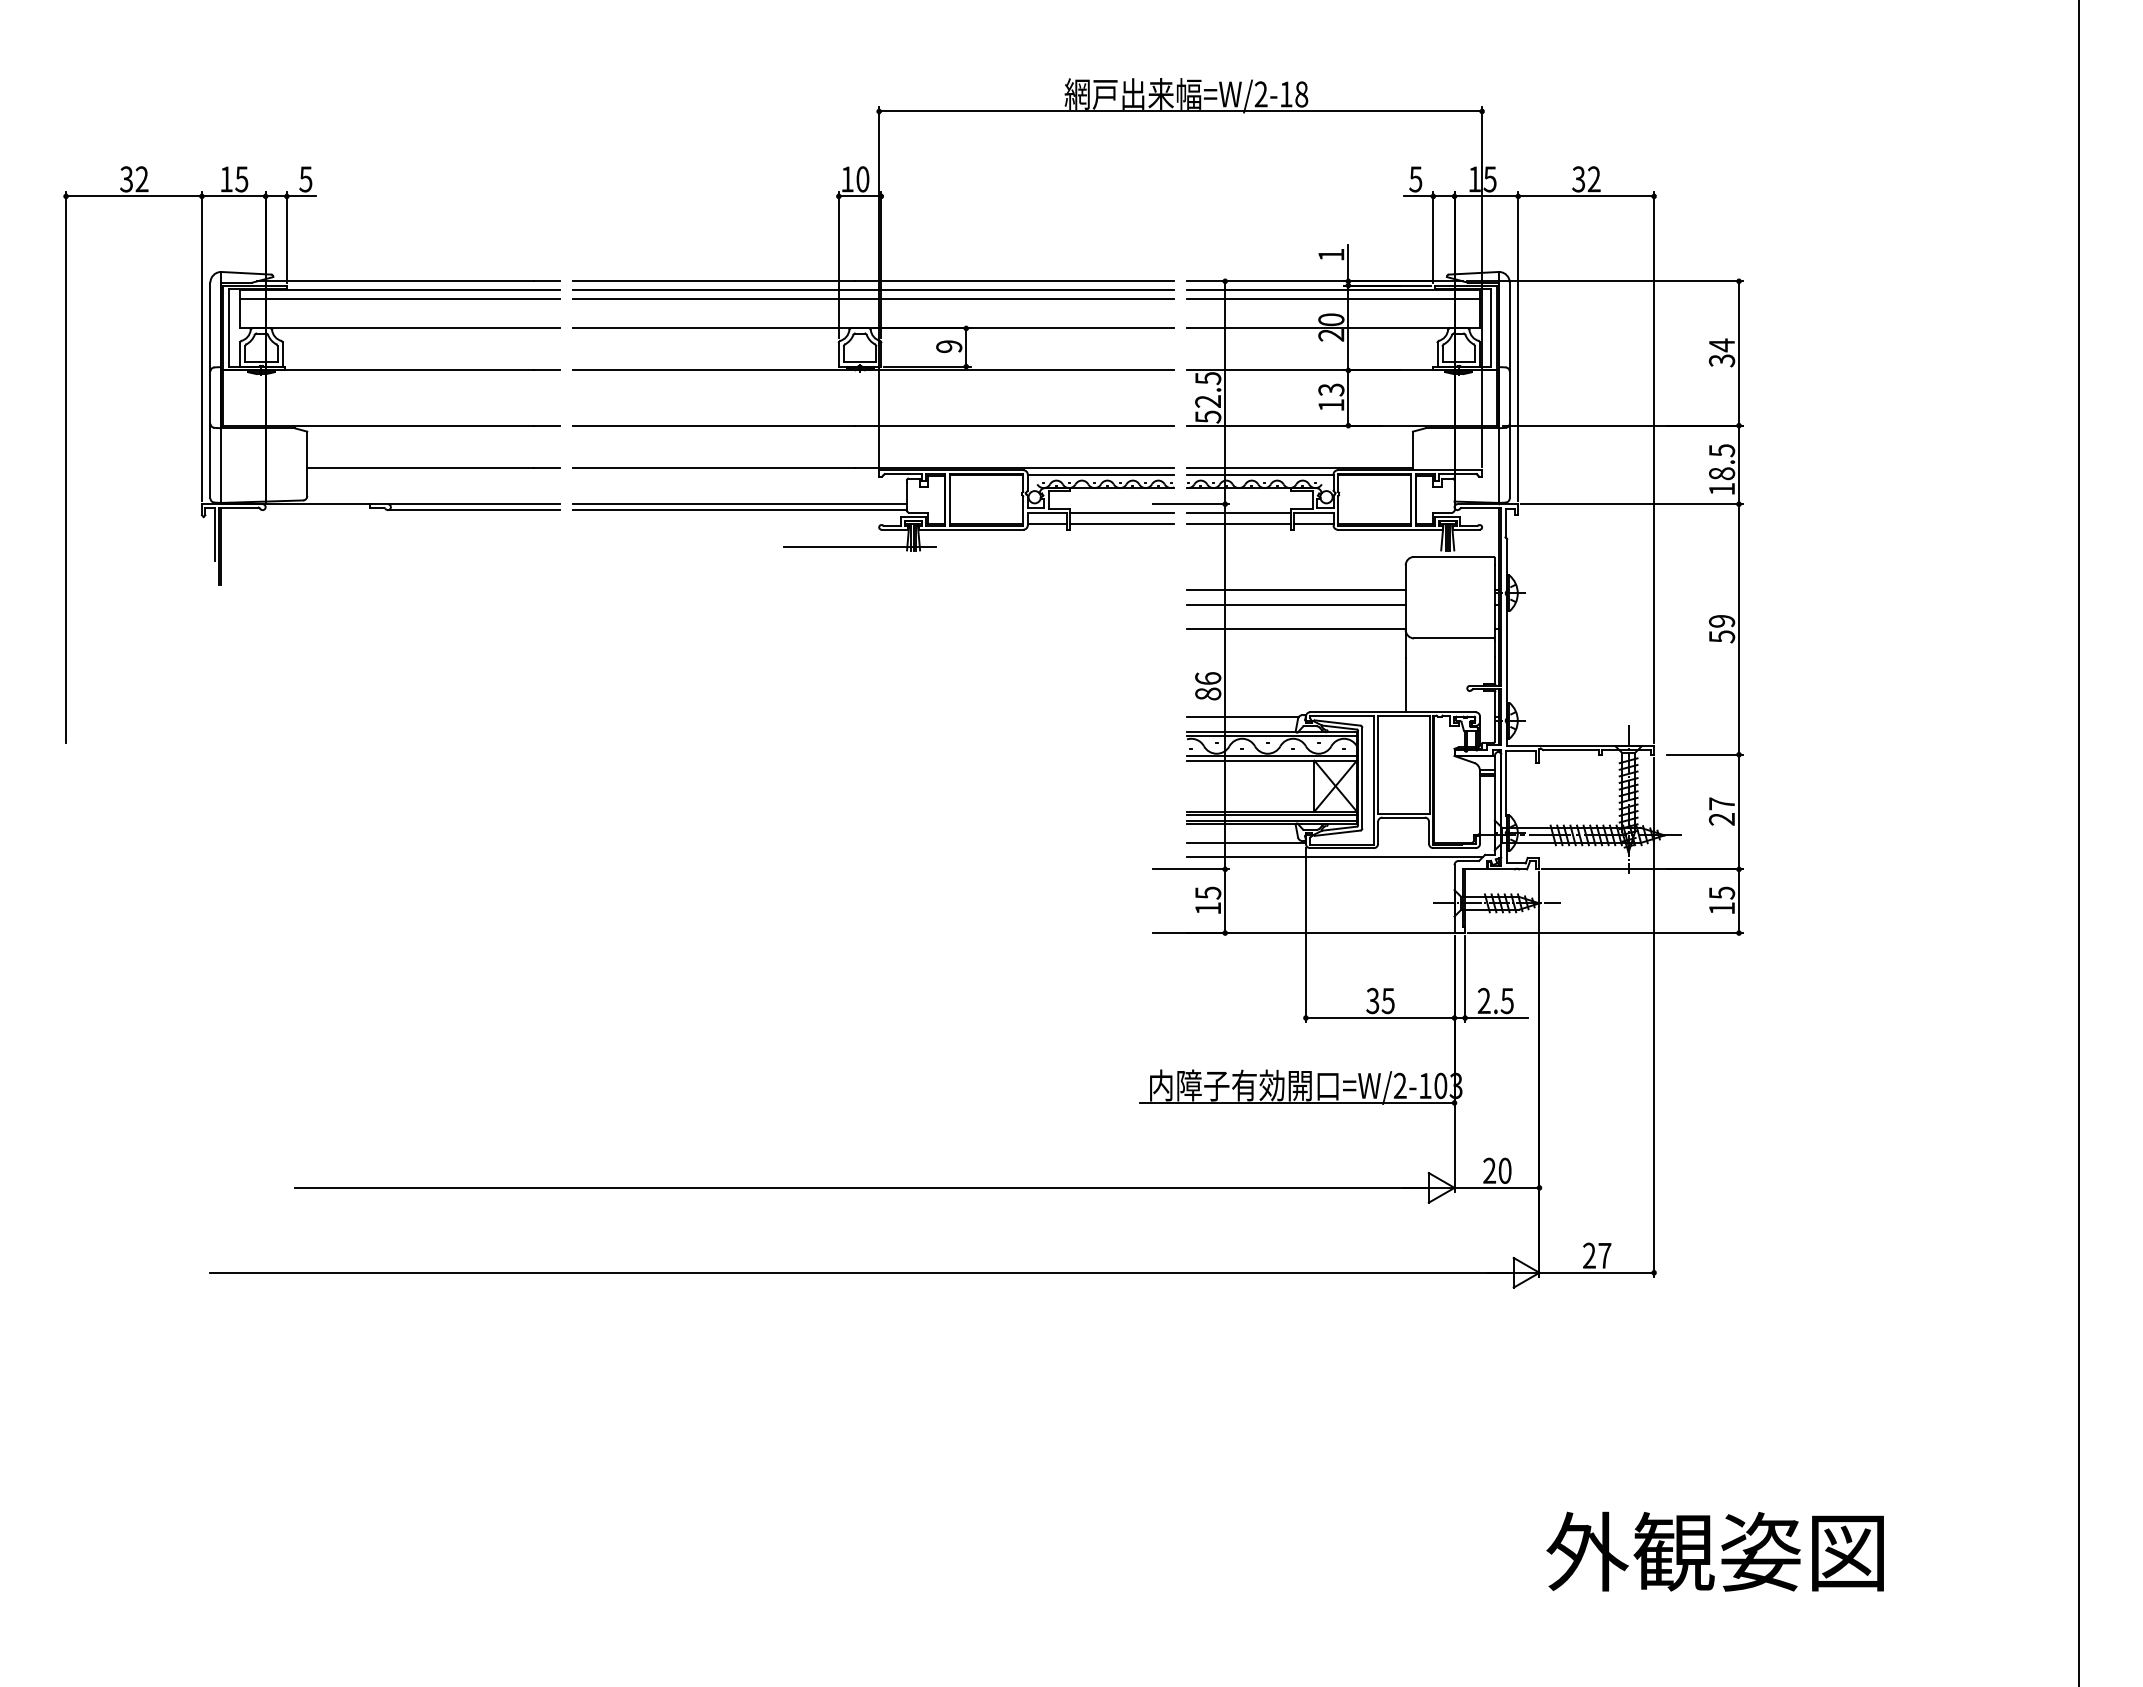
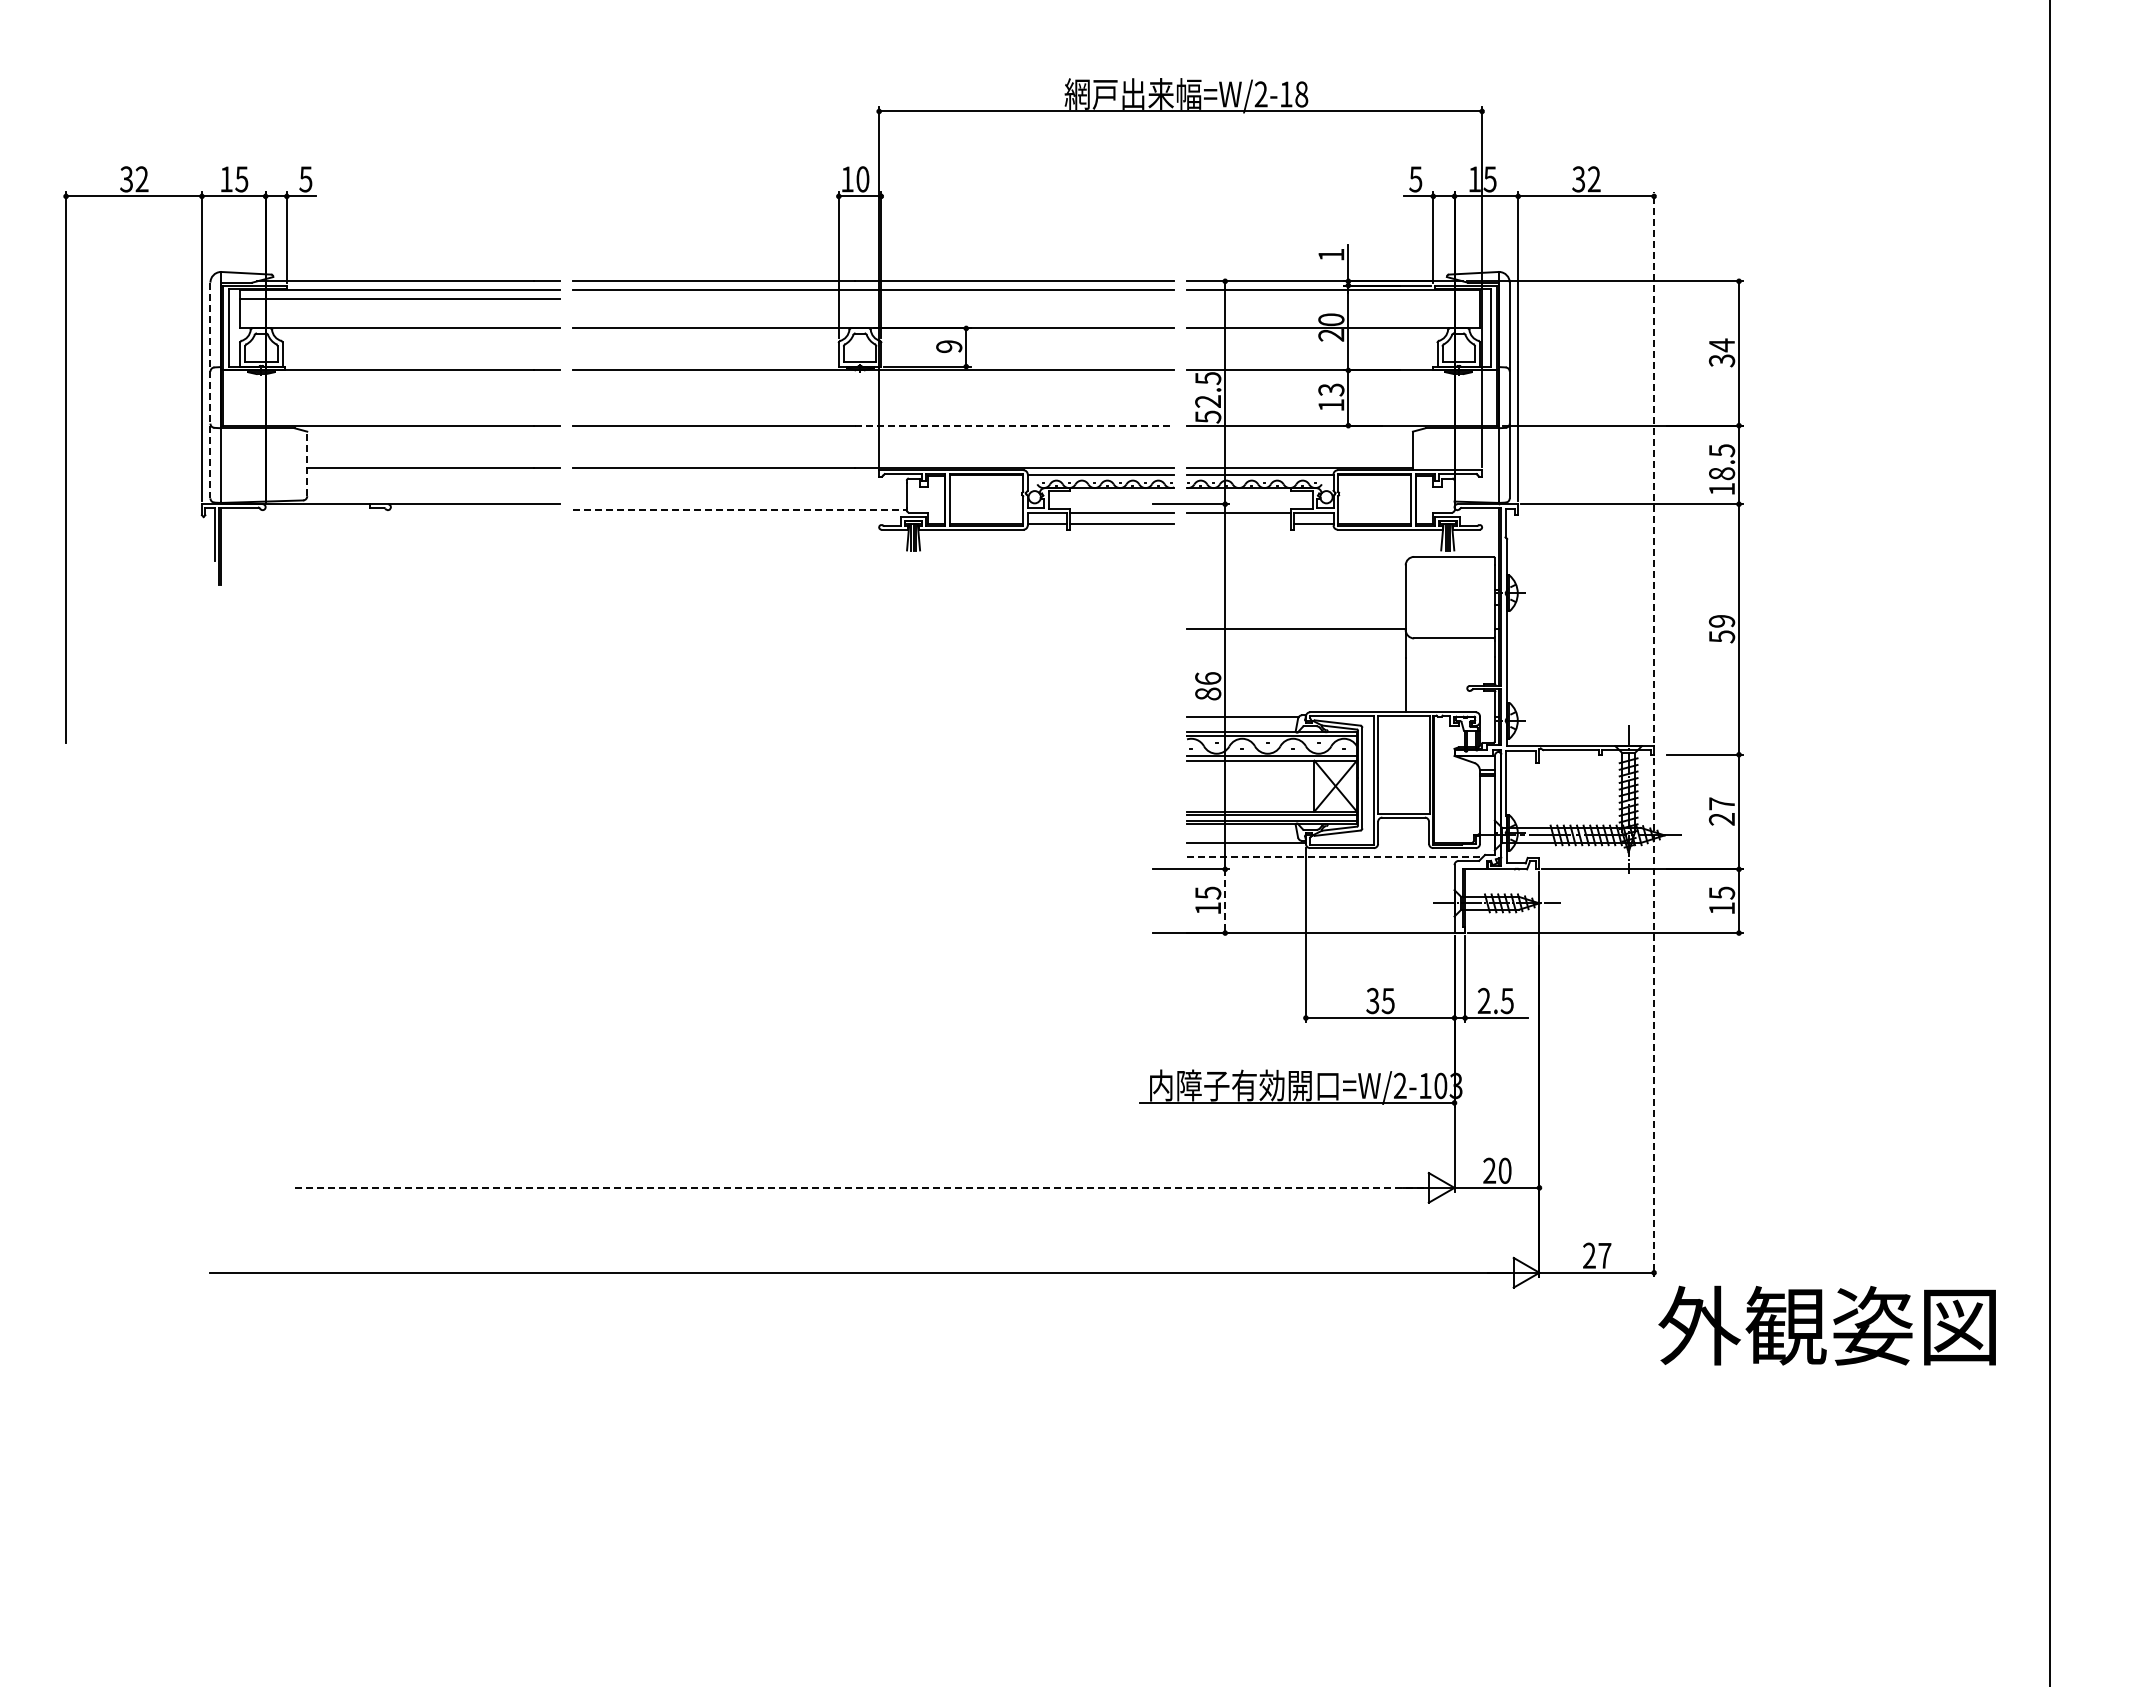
line: present -> none (873, 299)
line: present -> none (1333, 299)
line: solid -> dashed (210, 390)
line: solid -> dashed (1014, 425)
line: solid -> dashed (307, 463)
line: solid -> dashed (1654, 467)
line: present -> none (739, 504)
line: present -> none (473, 510)
line: solid -> dashed (739, 510)
line: present -> none (1239, 524)
line: present -> none (859, 546)
line: present -> none (1296, 590)
line: present -> none (1296, 604)
line position: (2078, 842) -> (2049, 842) (2049, 842)
line: solid -> dashed (1335, 856)
line: solid -> dashed (1225, 901)
line: solid -> dashed (1654, 1017)
line: solid -> dashed (860, 1187)
text position: (1714, 1551) -> (1826, 1325) (1826, 1325)
